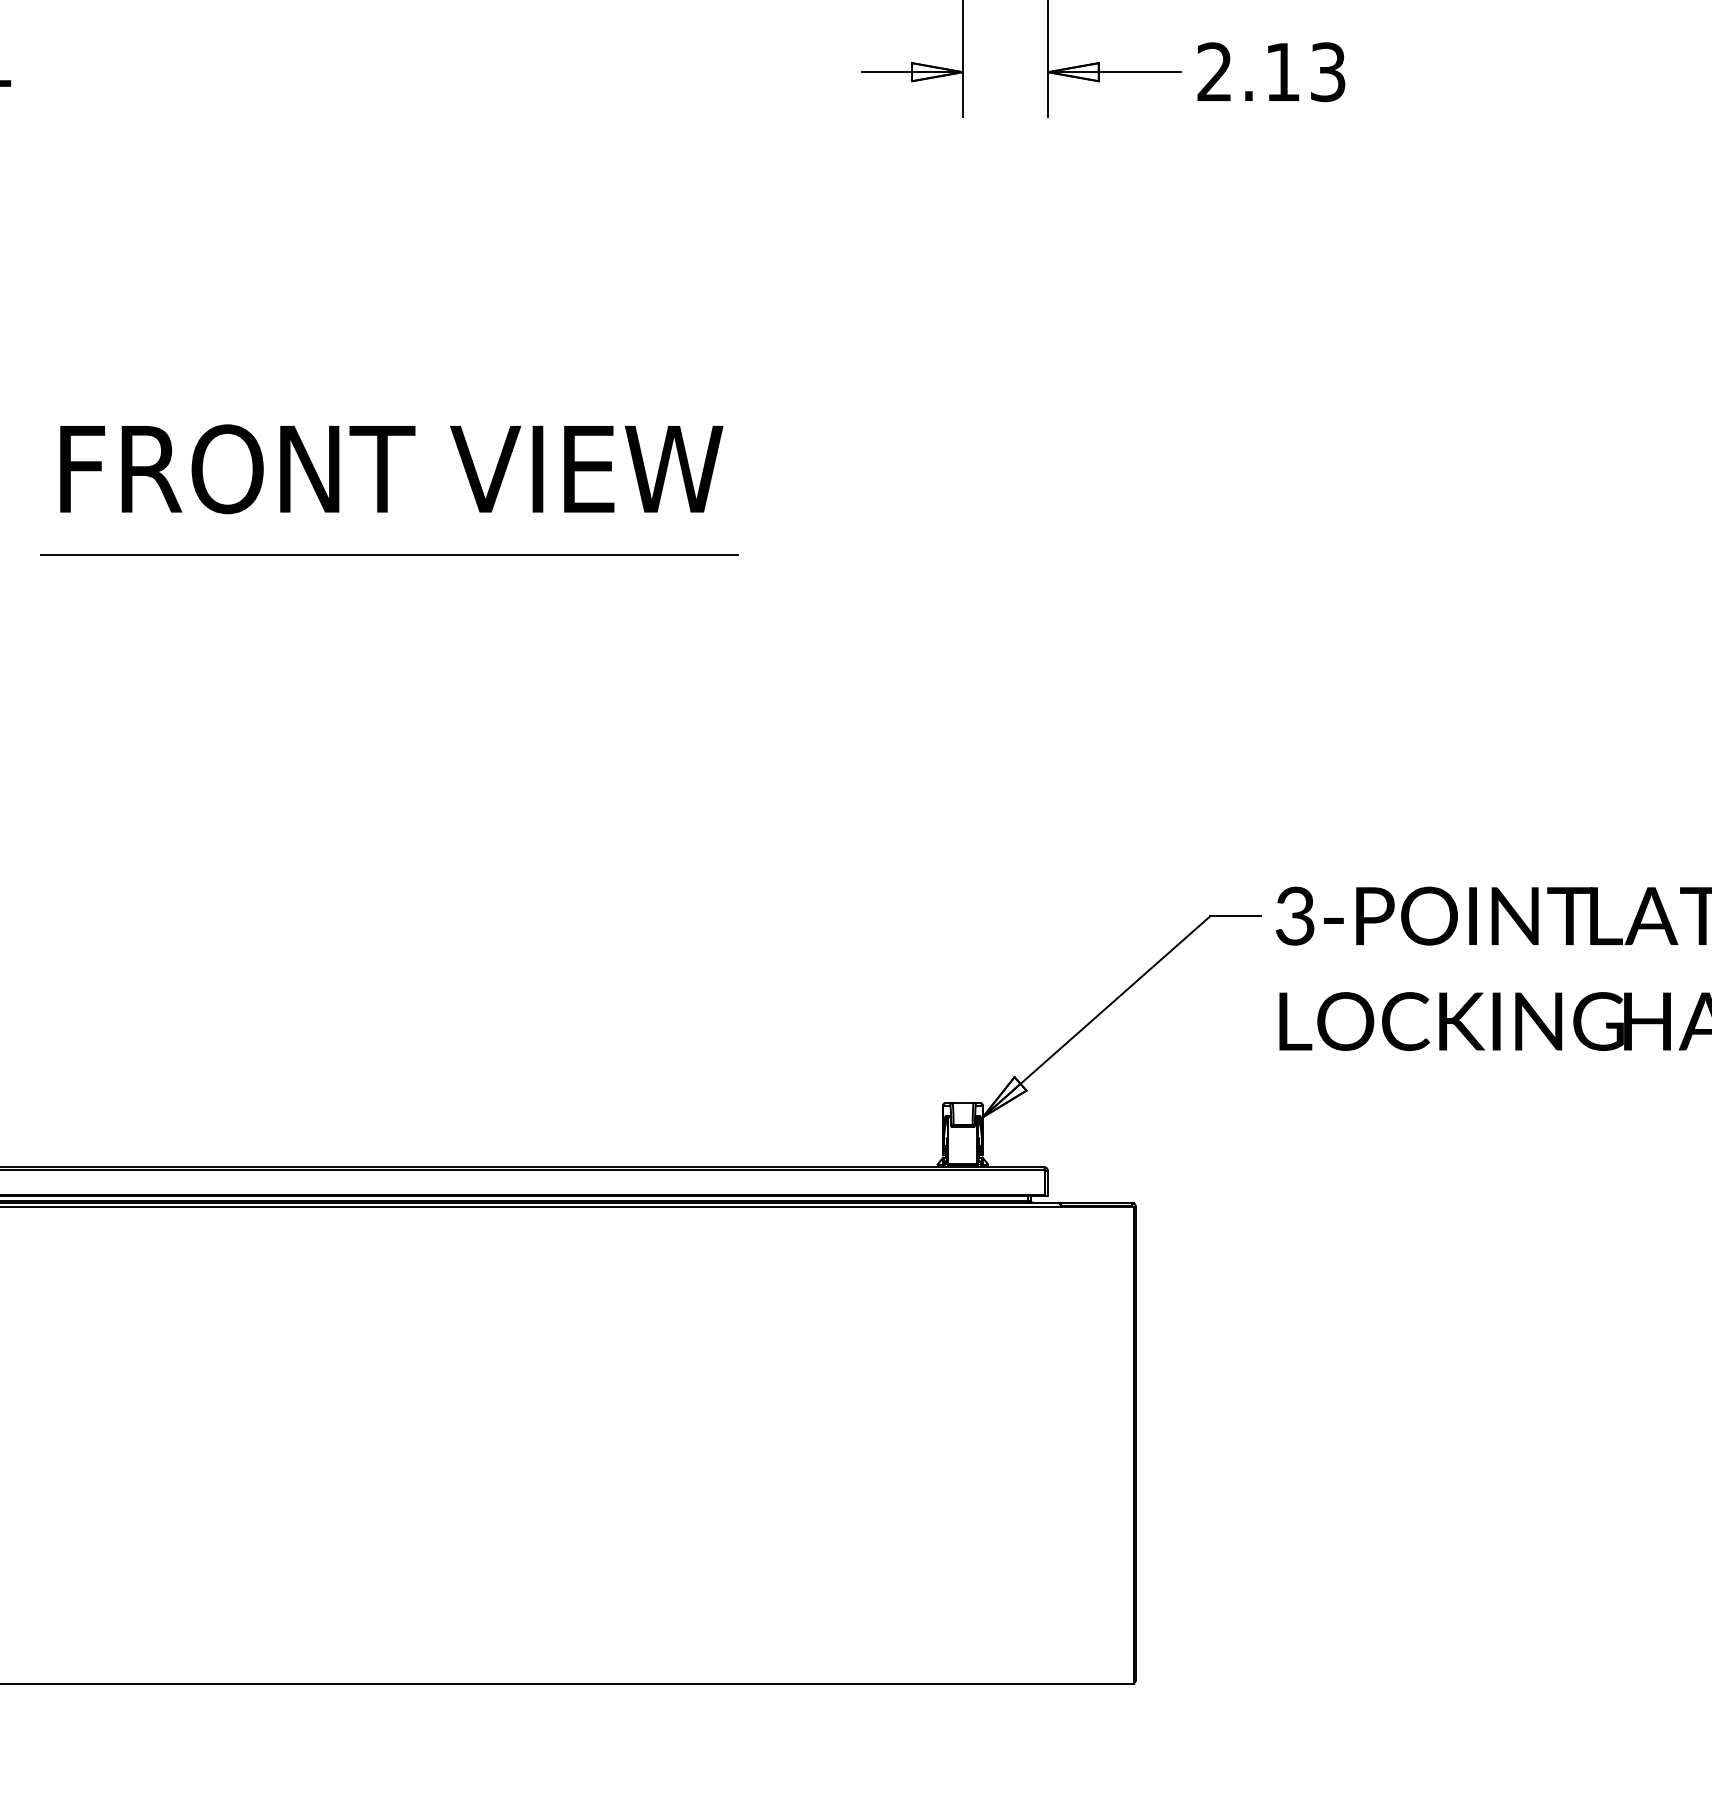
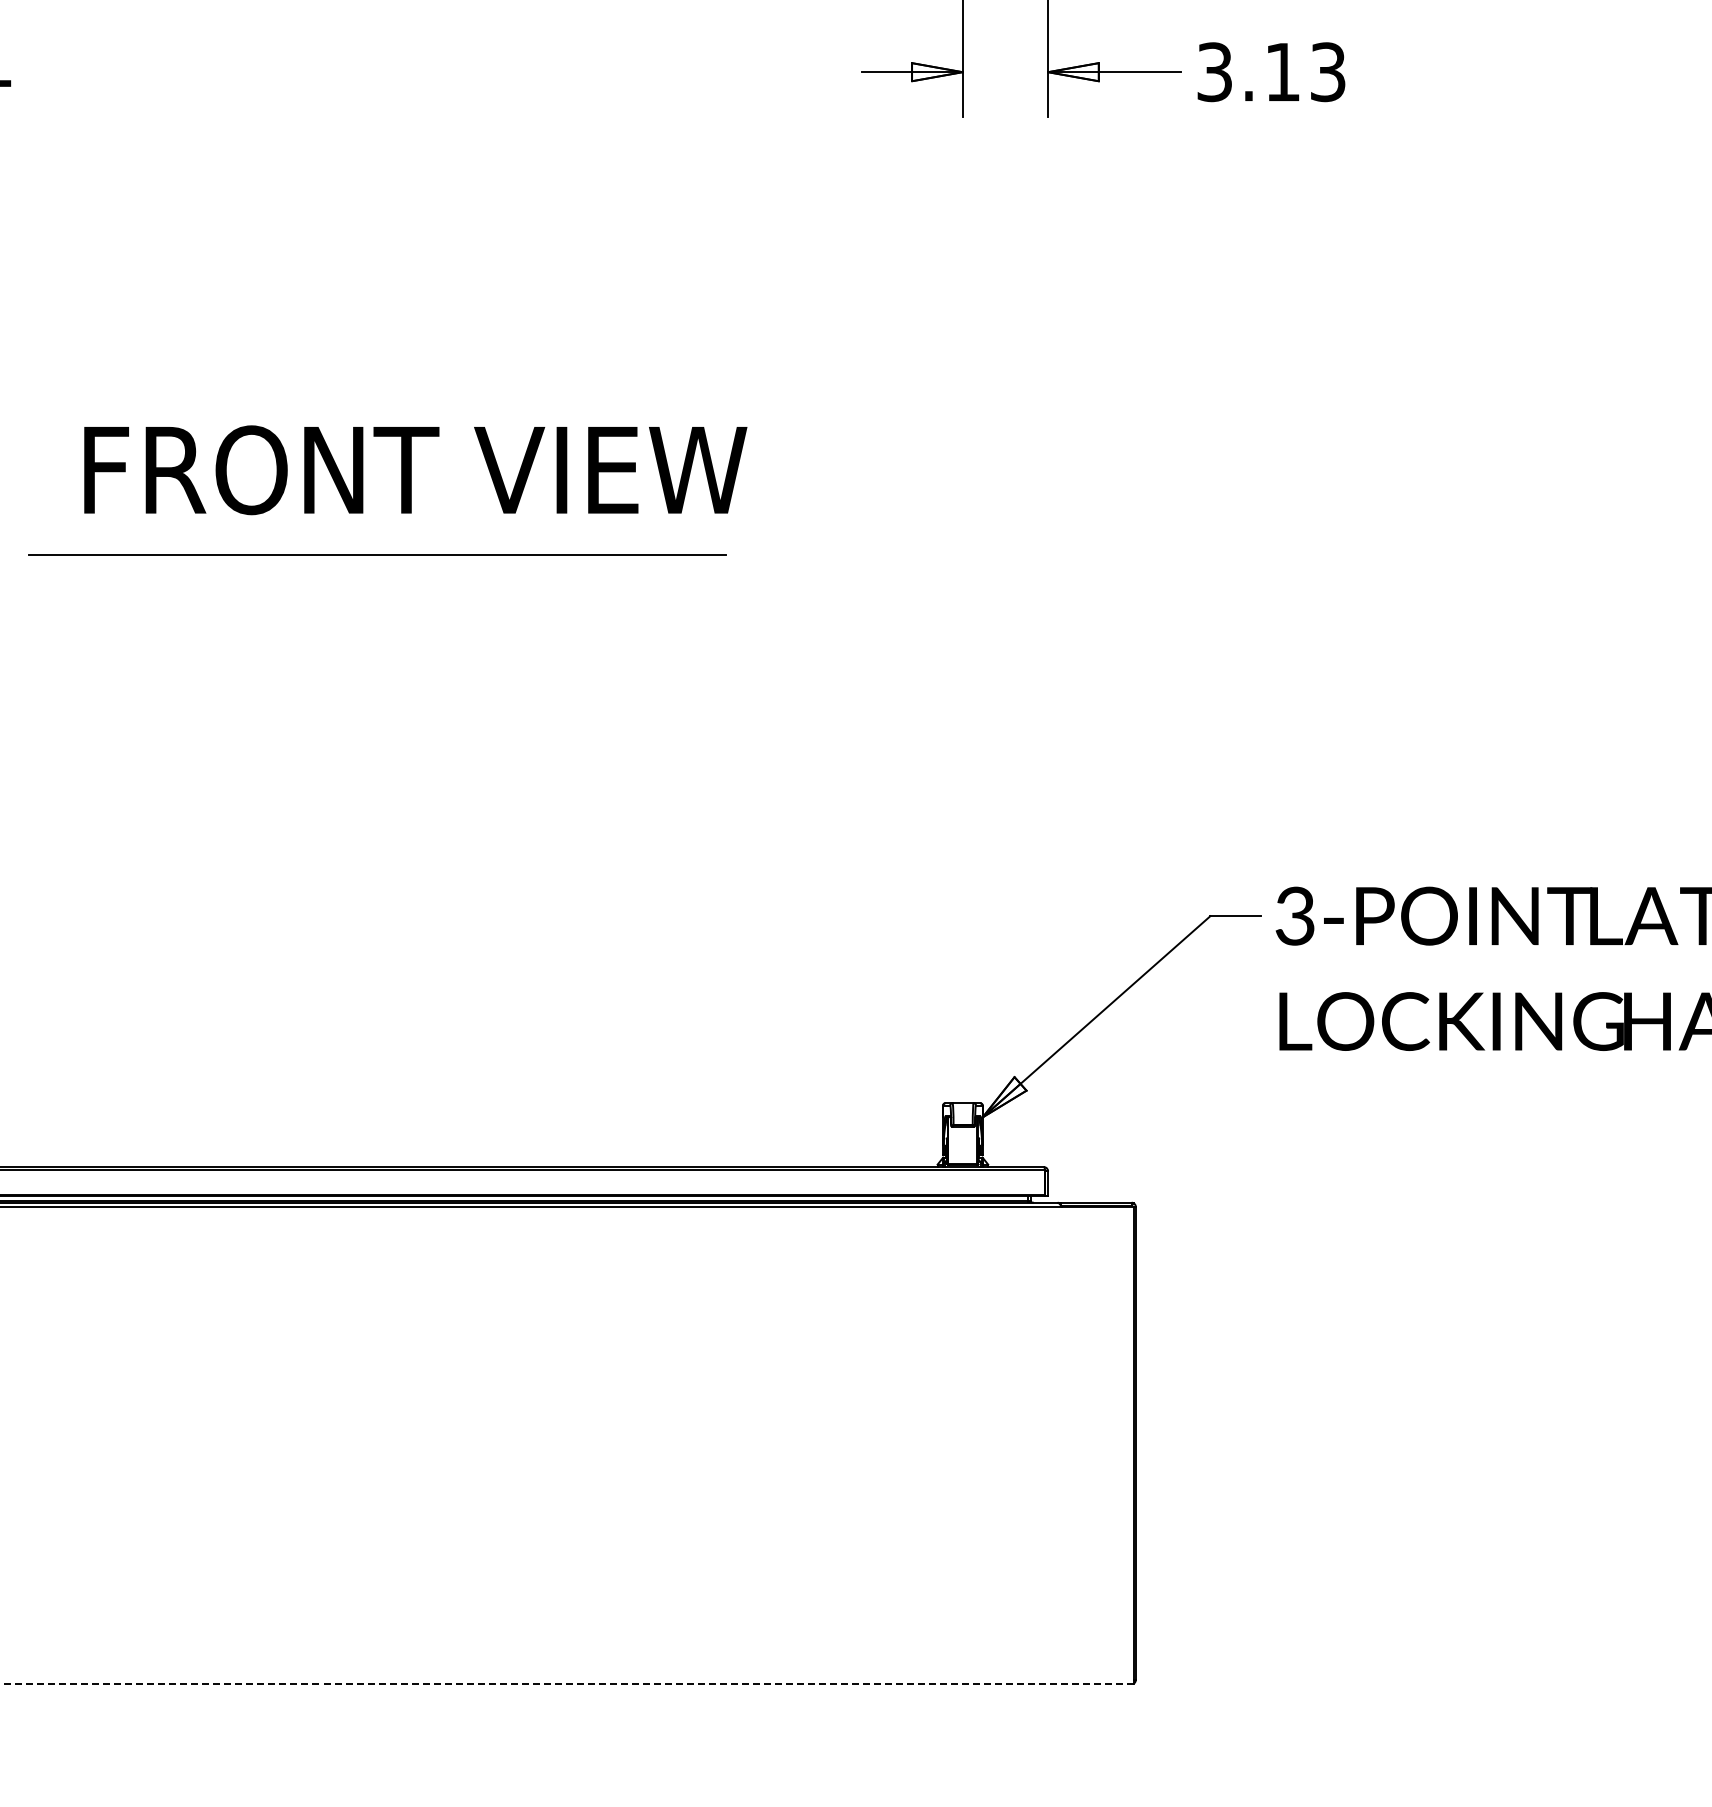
text: 2.13 -> 3.13 (1214, 72)
text position: (391, 469) -> (415, 470) (415, 470)
line position: (389, 554) -> (377, 554) (377, 554)
line: solid -> dashed (567, 1684)
